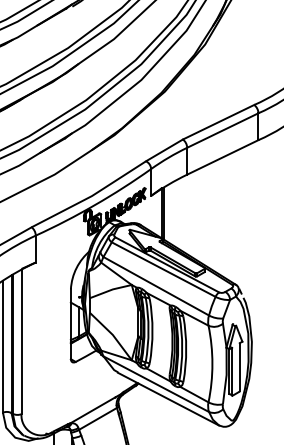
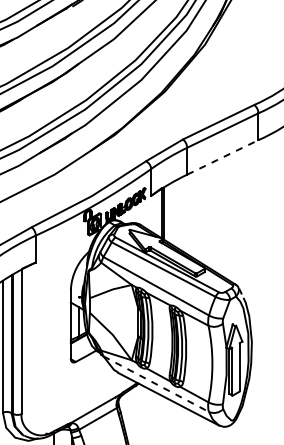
line: solid -> dashed (222, 157)
line: solid -> dashed (156, 384)
